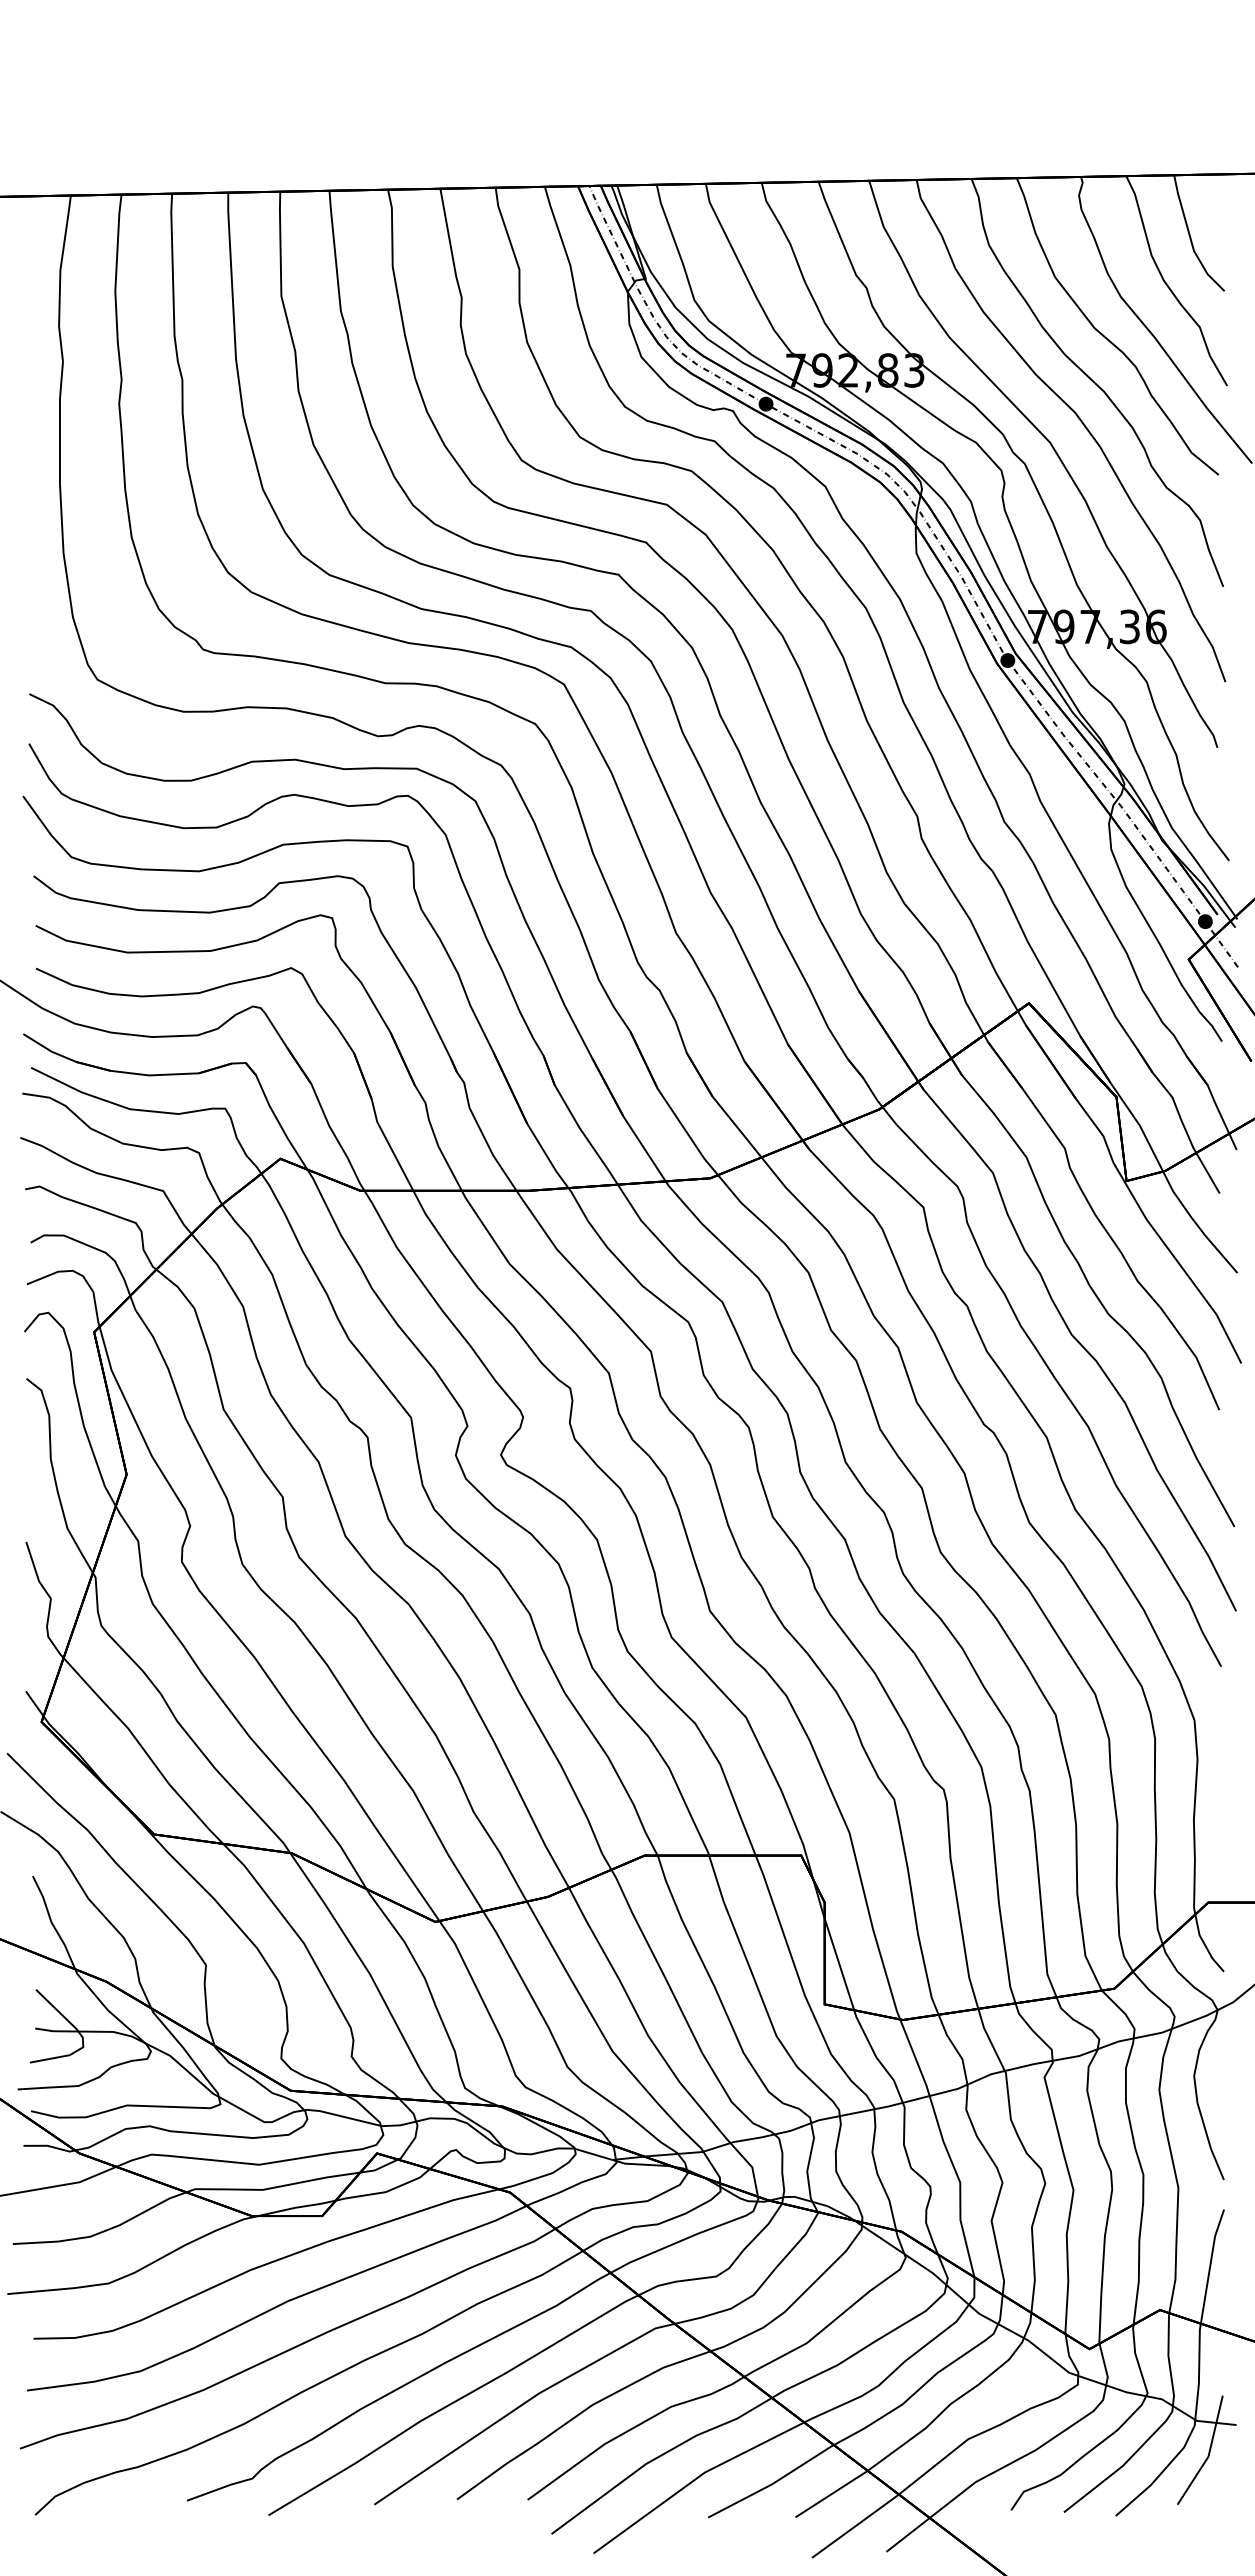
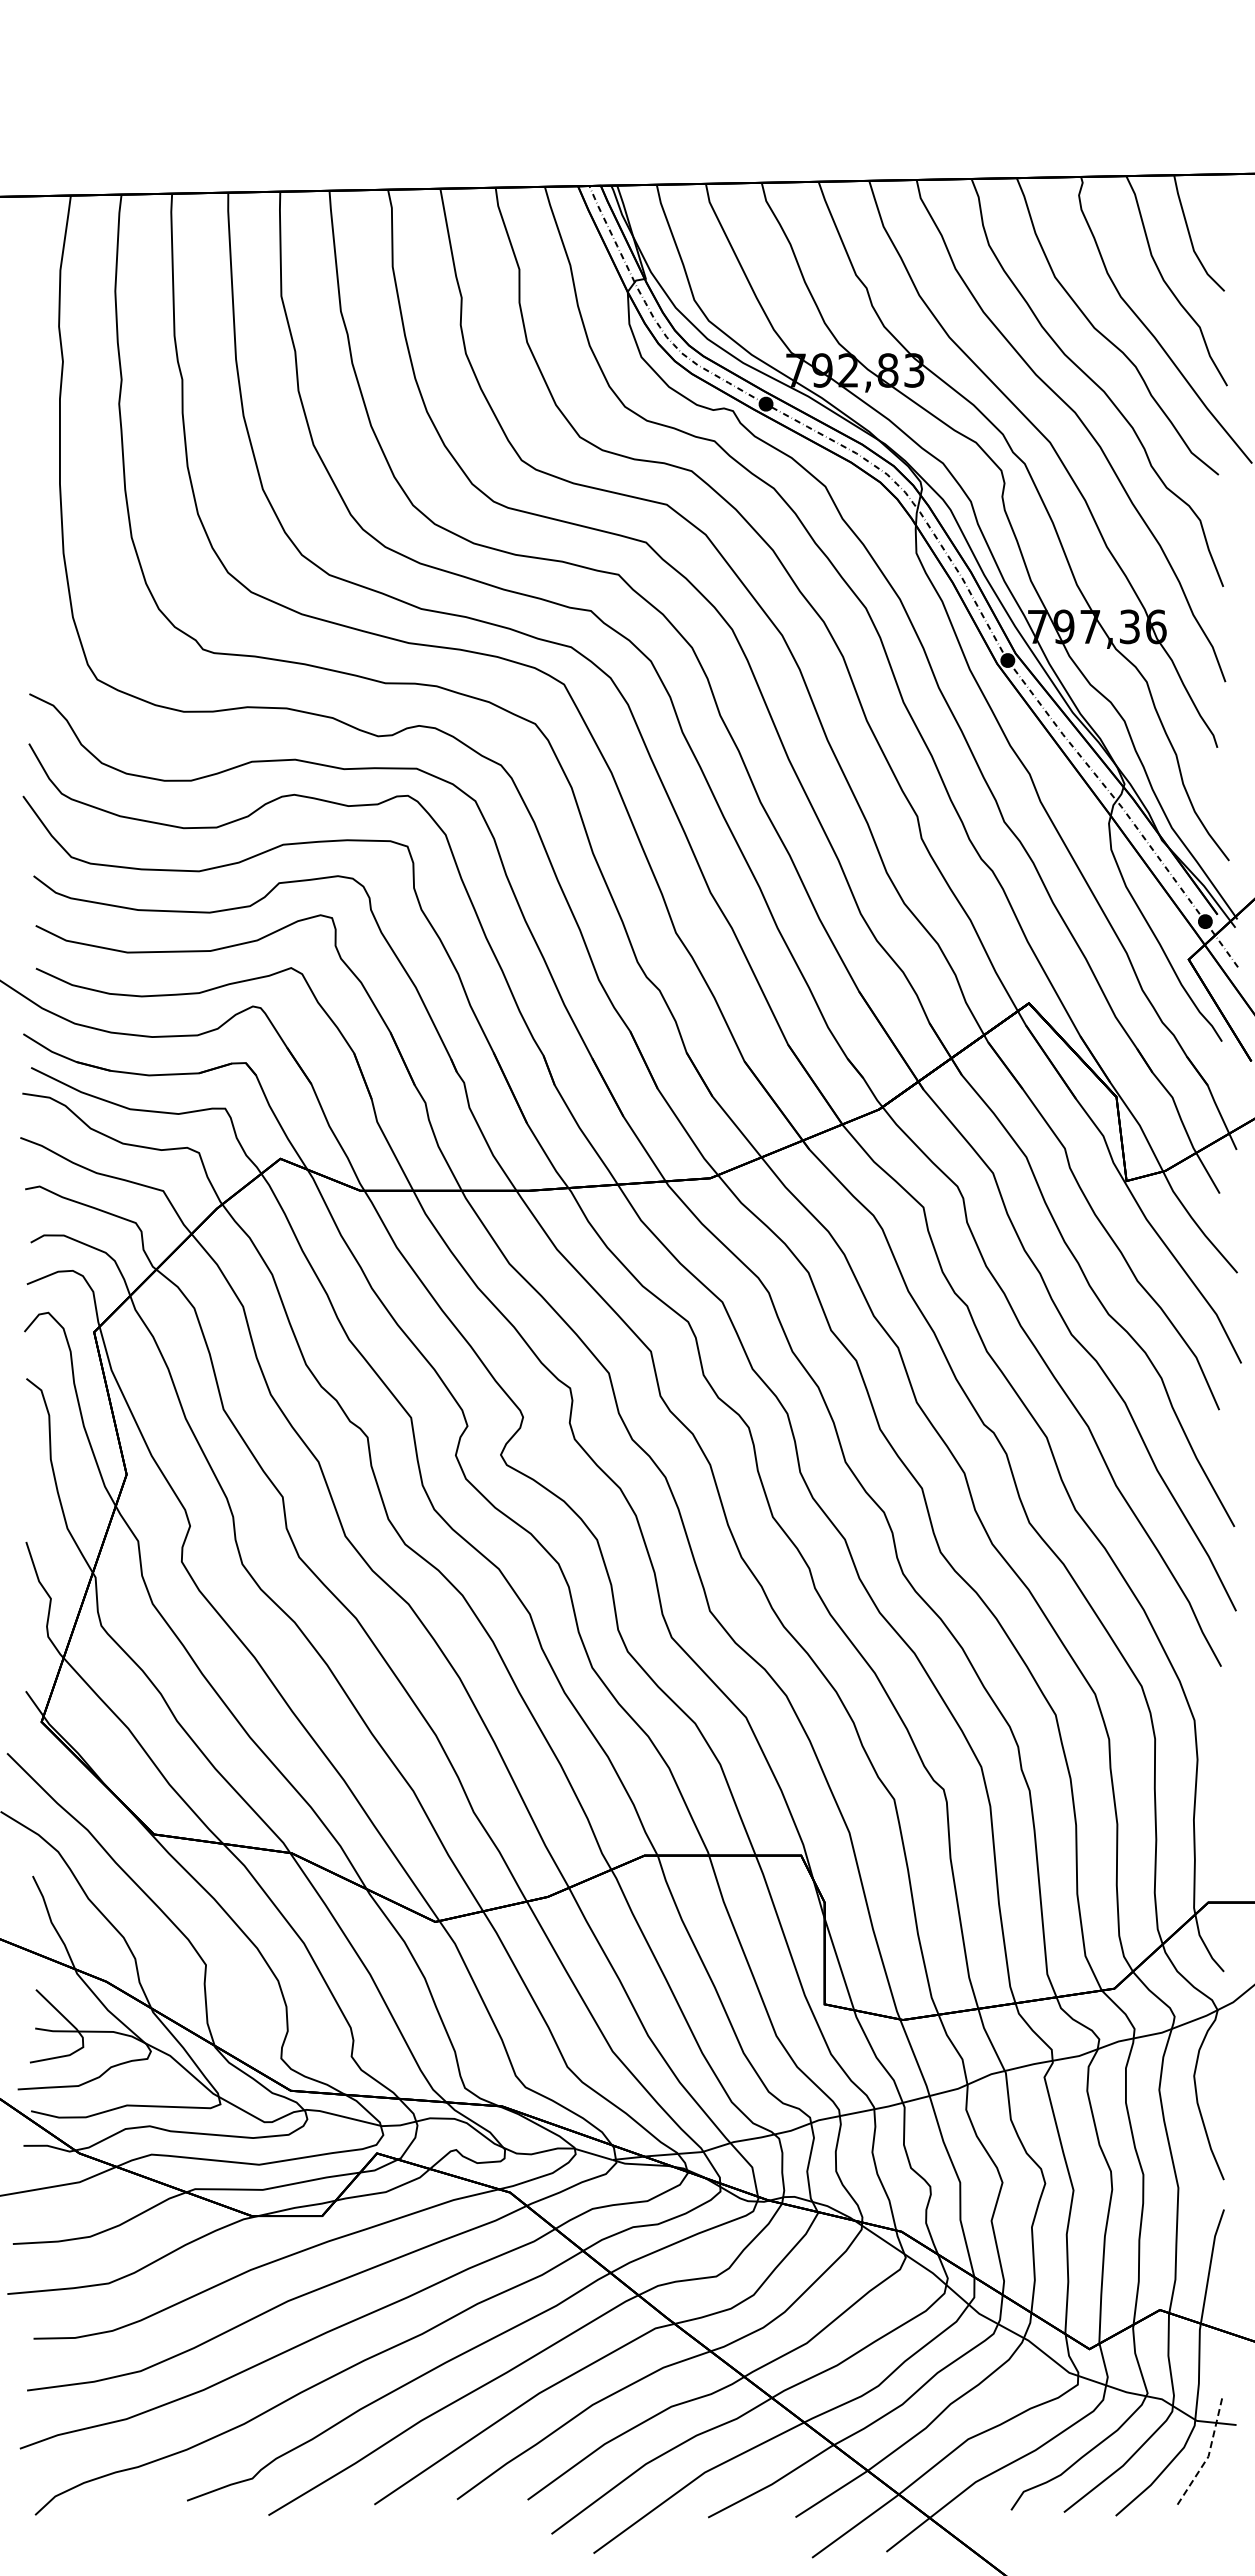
line: solid -> dashed (1208, 2454)
